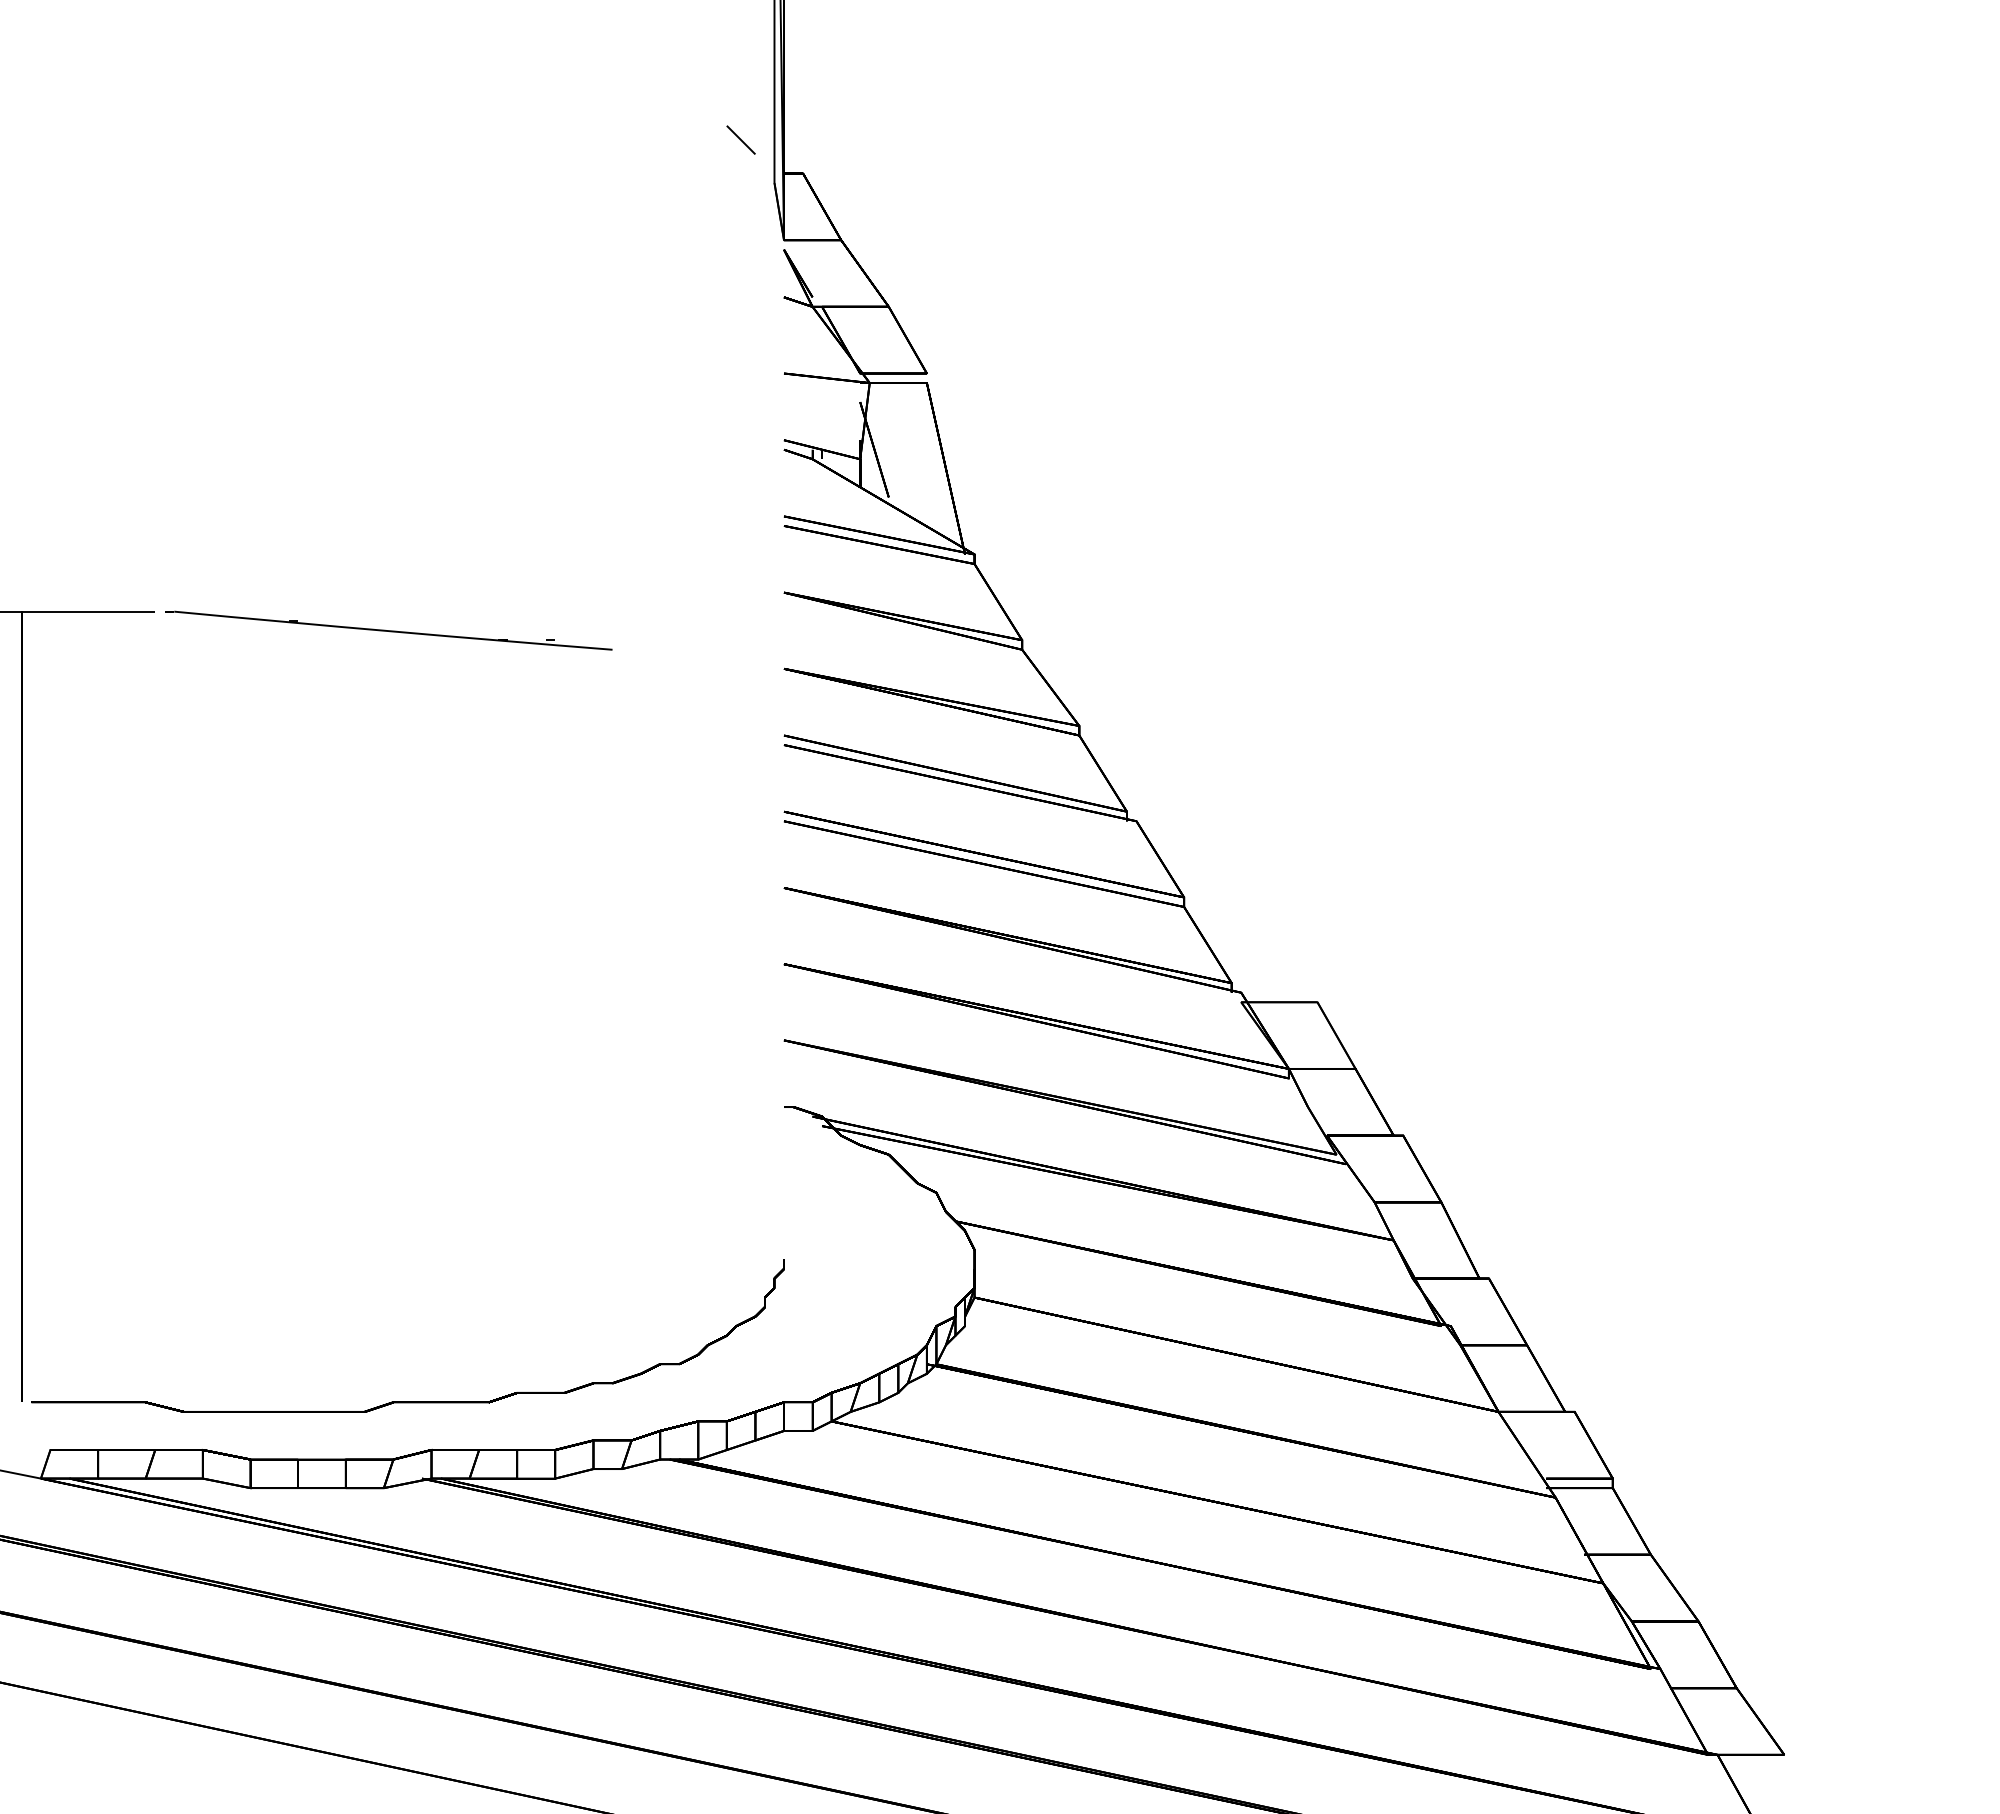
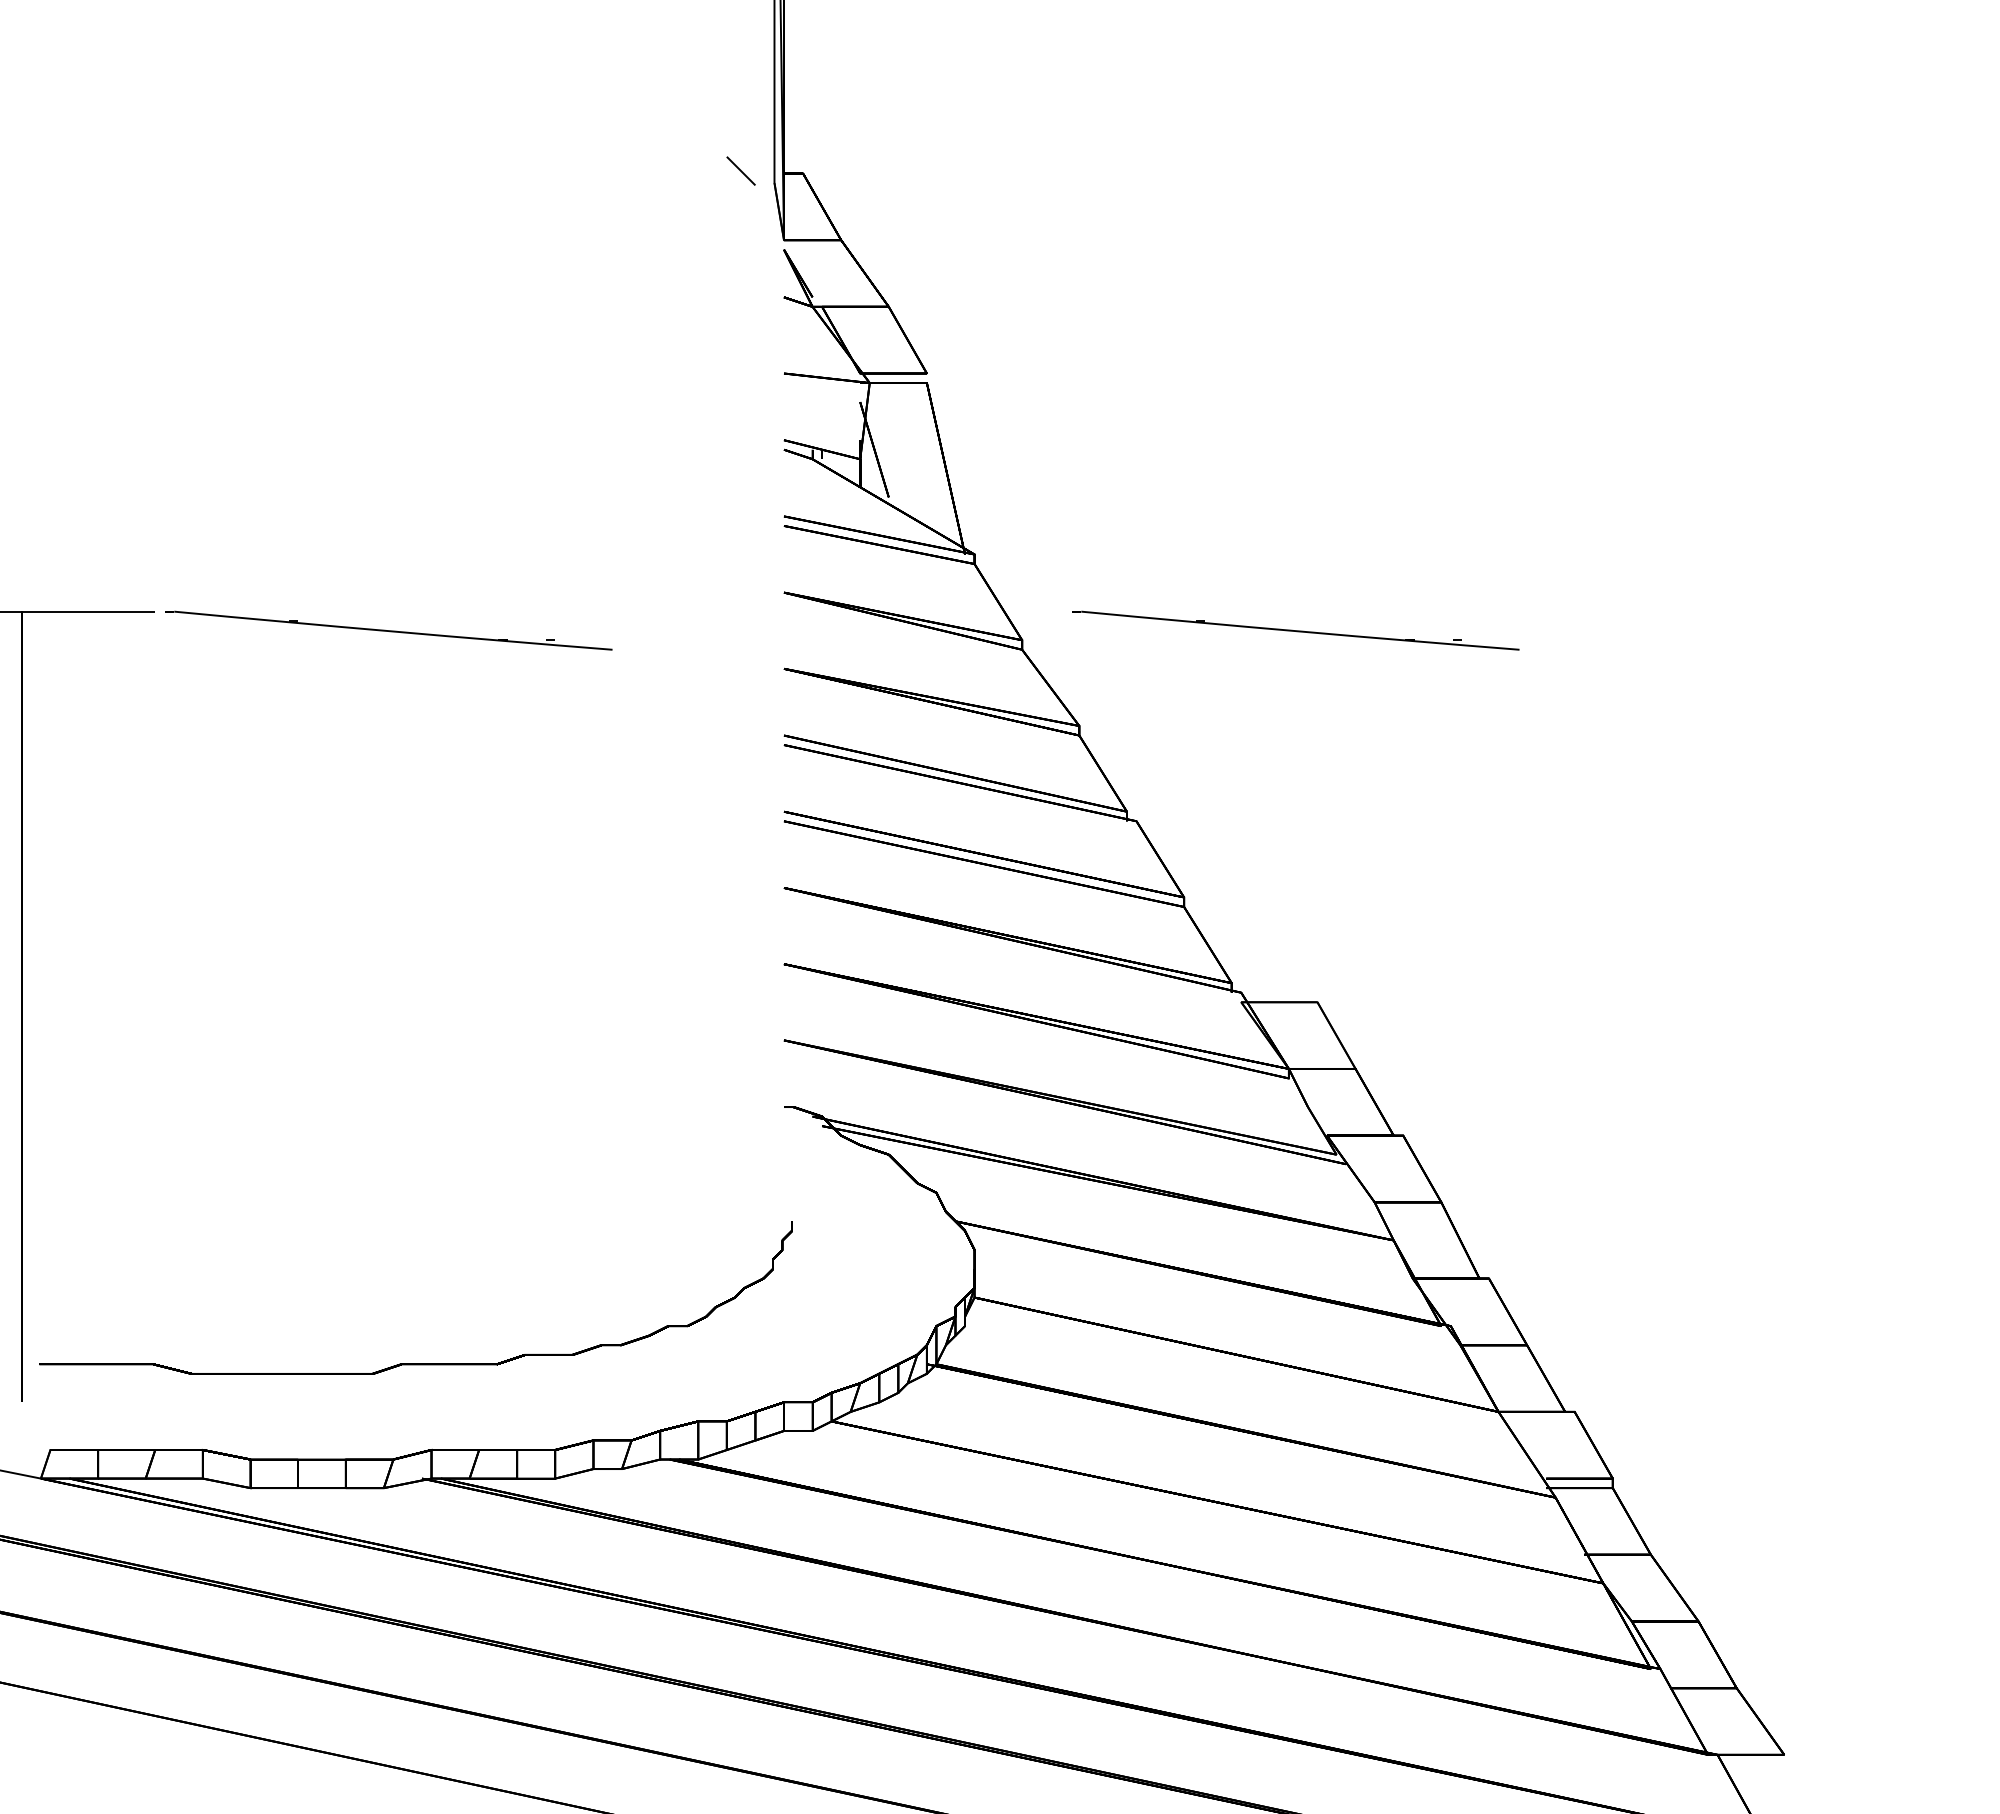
line position: (740, 139) -> (740, 170) (740, 170)
part: none -> present (1295, 630)
part position: (407, 1401) -> (415, 1363) (415, 1363)
